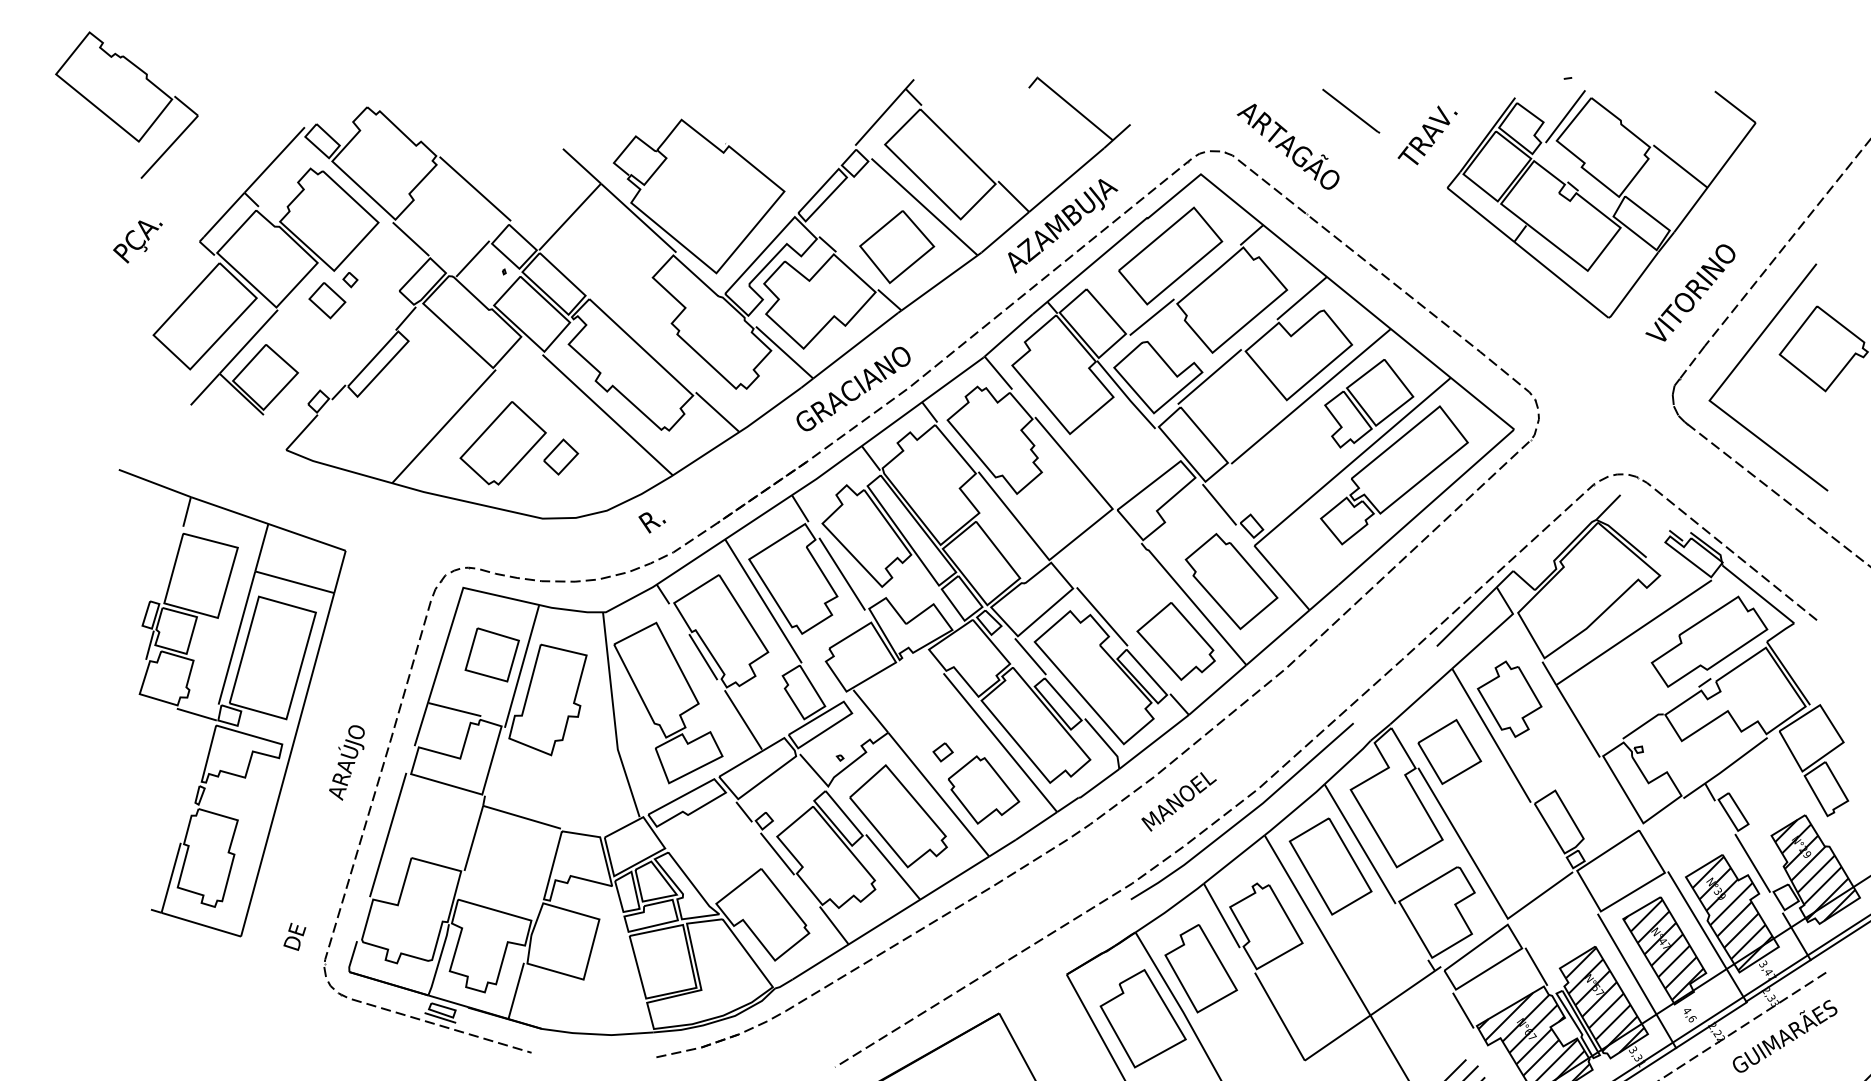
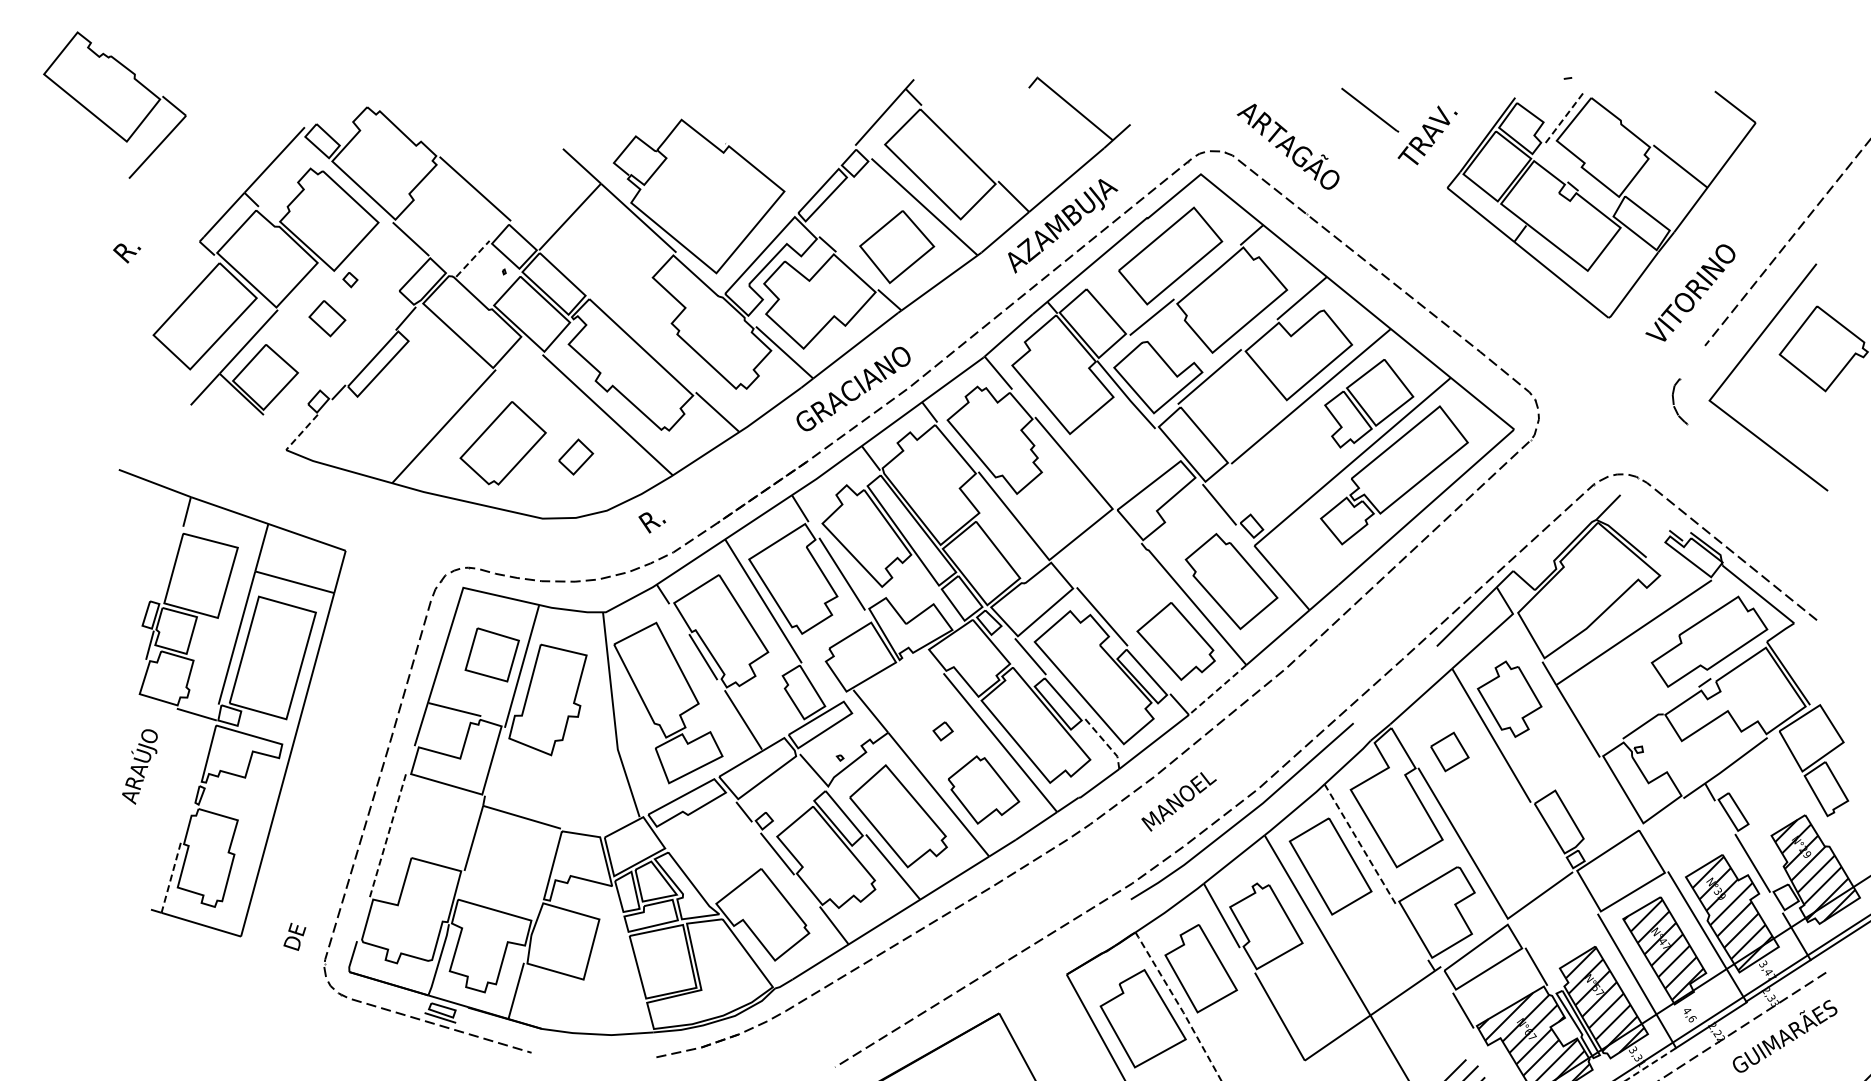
part position: (126, 104) -> (114, 104) (114, 104)
line position: (1351, 110) -> (1370, 109) (1370, 109)
line: solid -> dashed (1565, 116)
text: PÇA. -> R. (141, 238)
line: solid -> dashed (472, 258)
part position: (327, 300) -> (327, 318) (327, 318)
line: present -> none (1692, 361)
line: solid -> dashed (301, 432)
part position: (561, 456) -> (576, 456) (576, 456)
line: present -> none (1777, 494)
line: solid -> dashed (1217, 689)
line: solid -> dashed (1105, 742)
part size: 66x66 px -> 40x42 px (1449, 751)
part position: (942, 752) -> (942, 731) (942, 731)
text position: (346, 762) -> (139, 766) (139, 766)
line: solid -> dashed (388, 835)
line: solid -> dashed (1360, 844)
line: solid -> dashed (171, 878)
line: solid -> dashed (1179, 1006)
line: solid -> dashed (1651, 1064)
